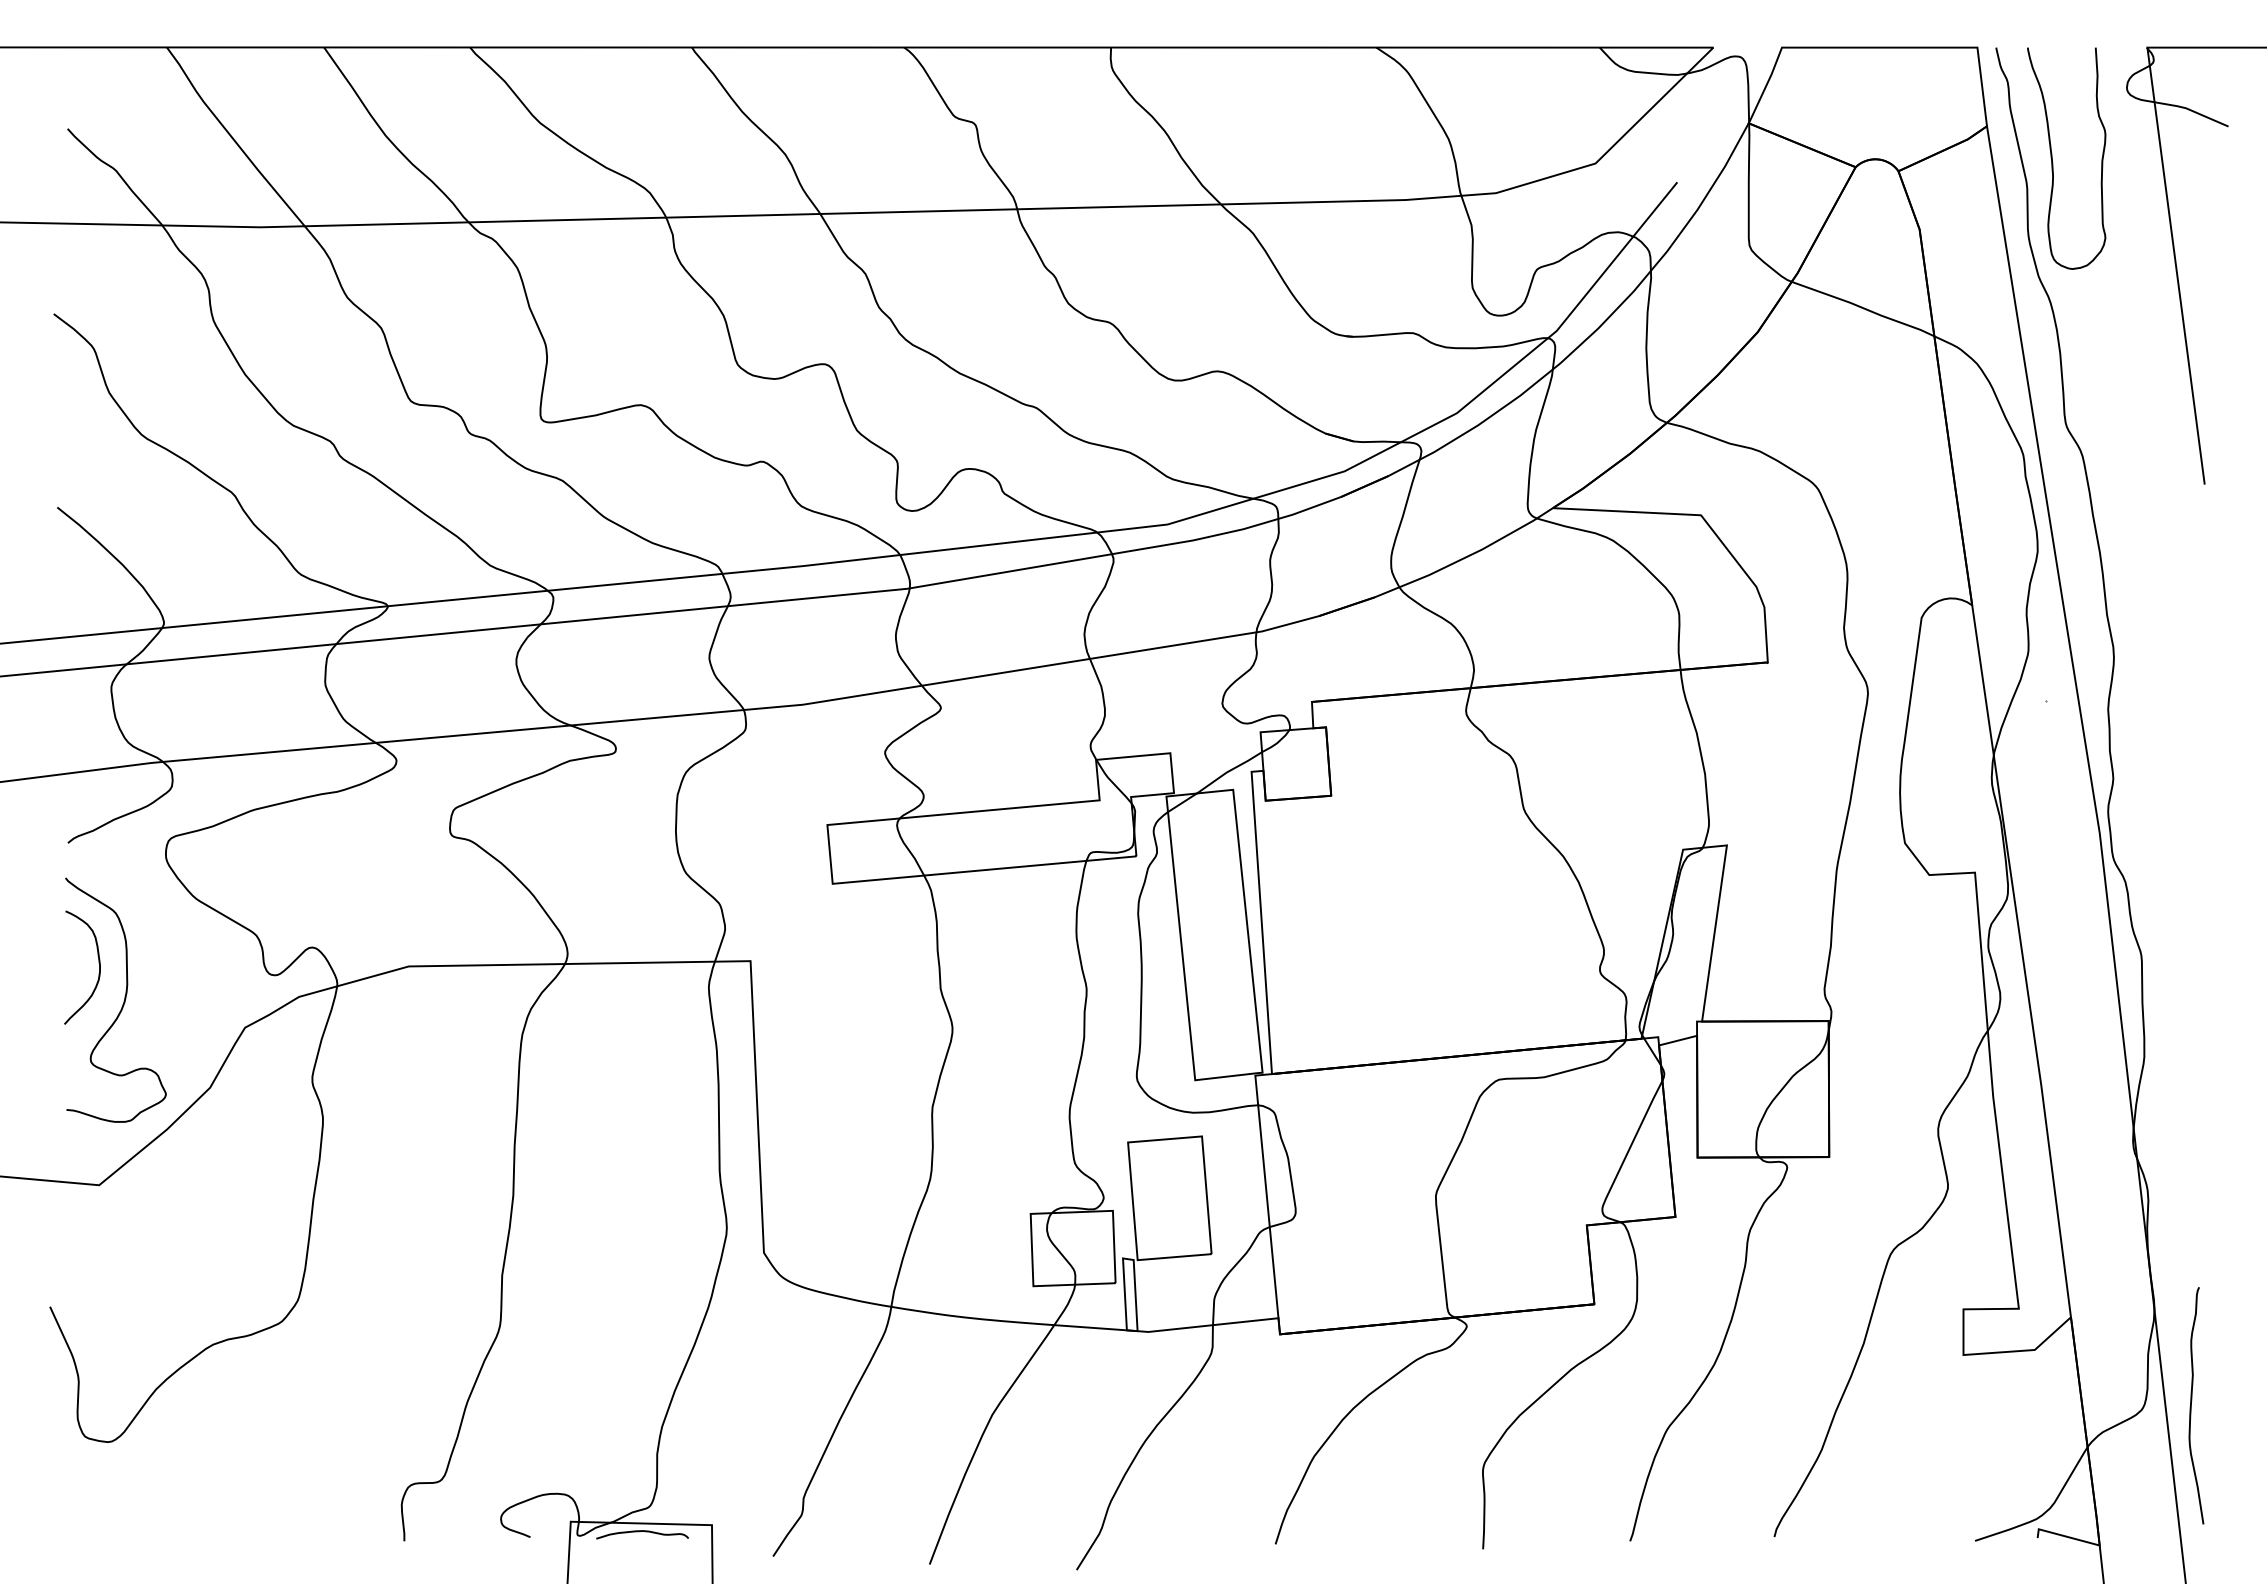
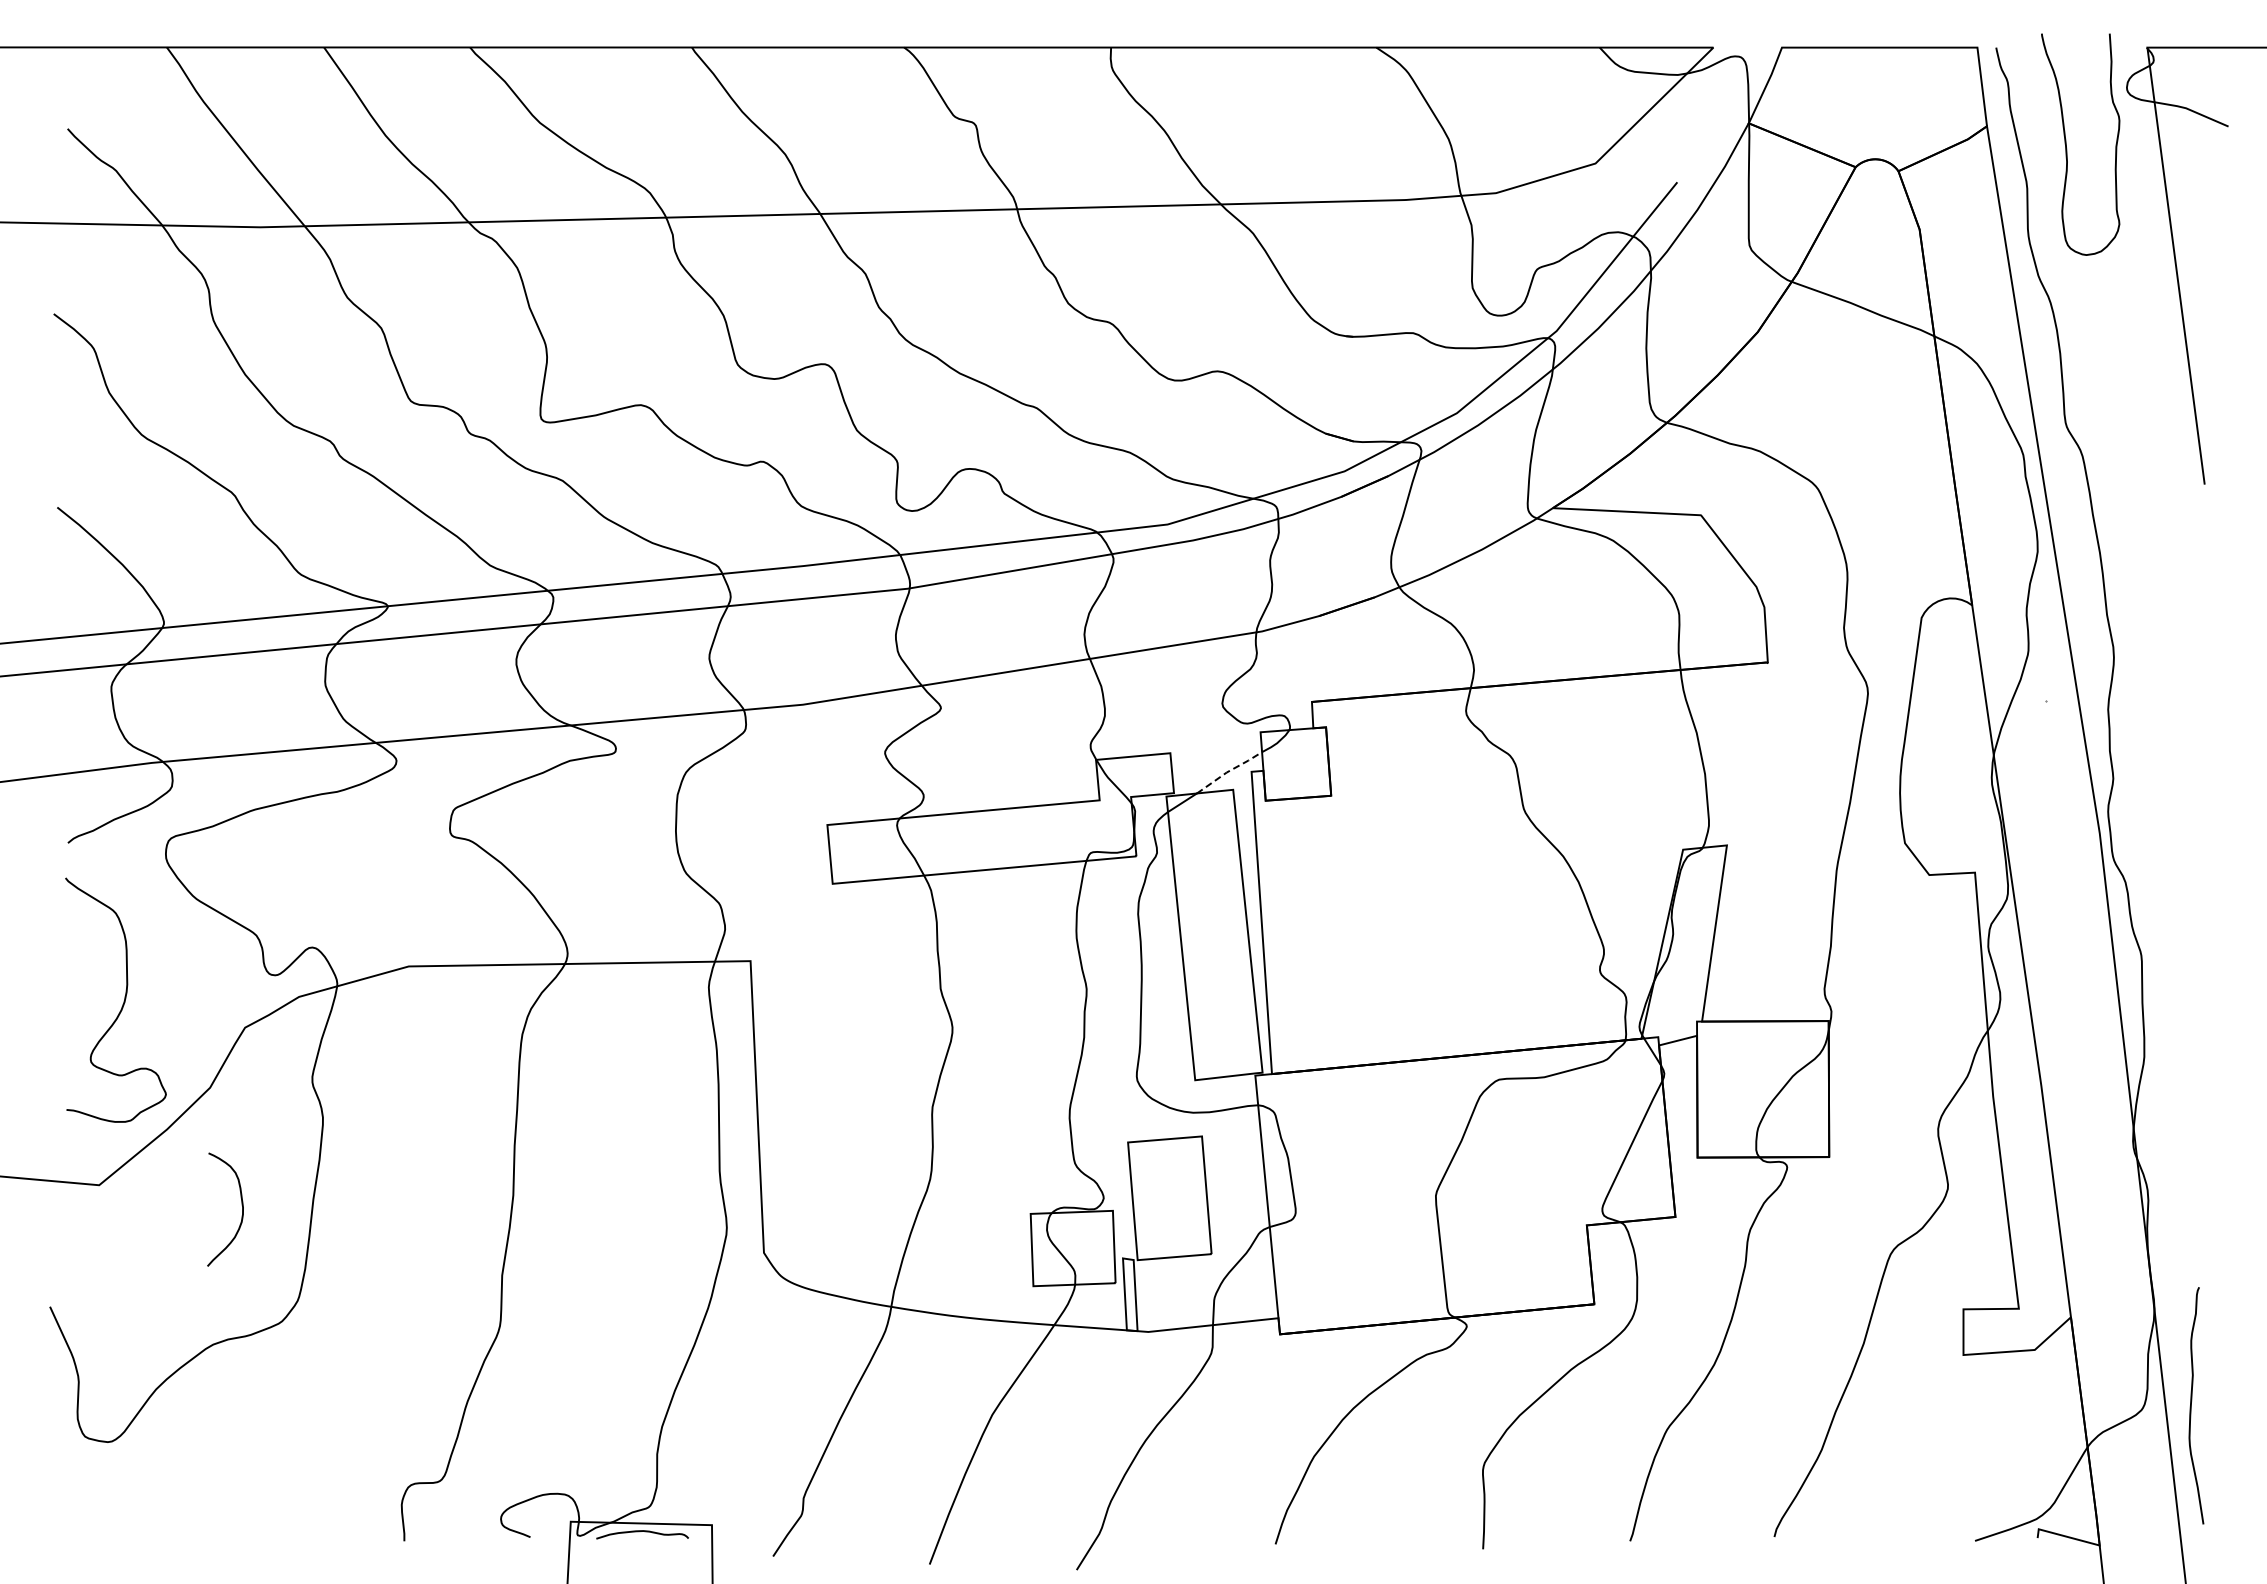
curve position: (2053, 162) -> (2067, 148) (2067, 148)
line: solid -> dashed (1229, 771)
curve position: (98, 963) -> (241, 1205) (241, 1205)
